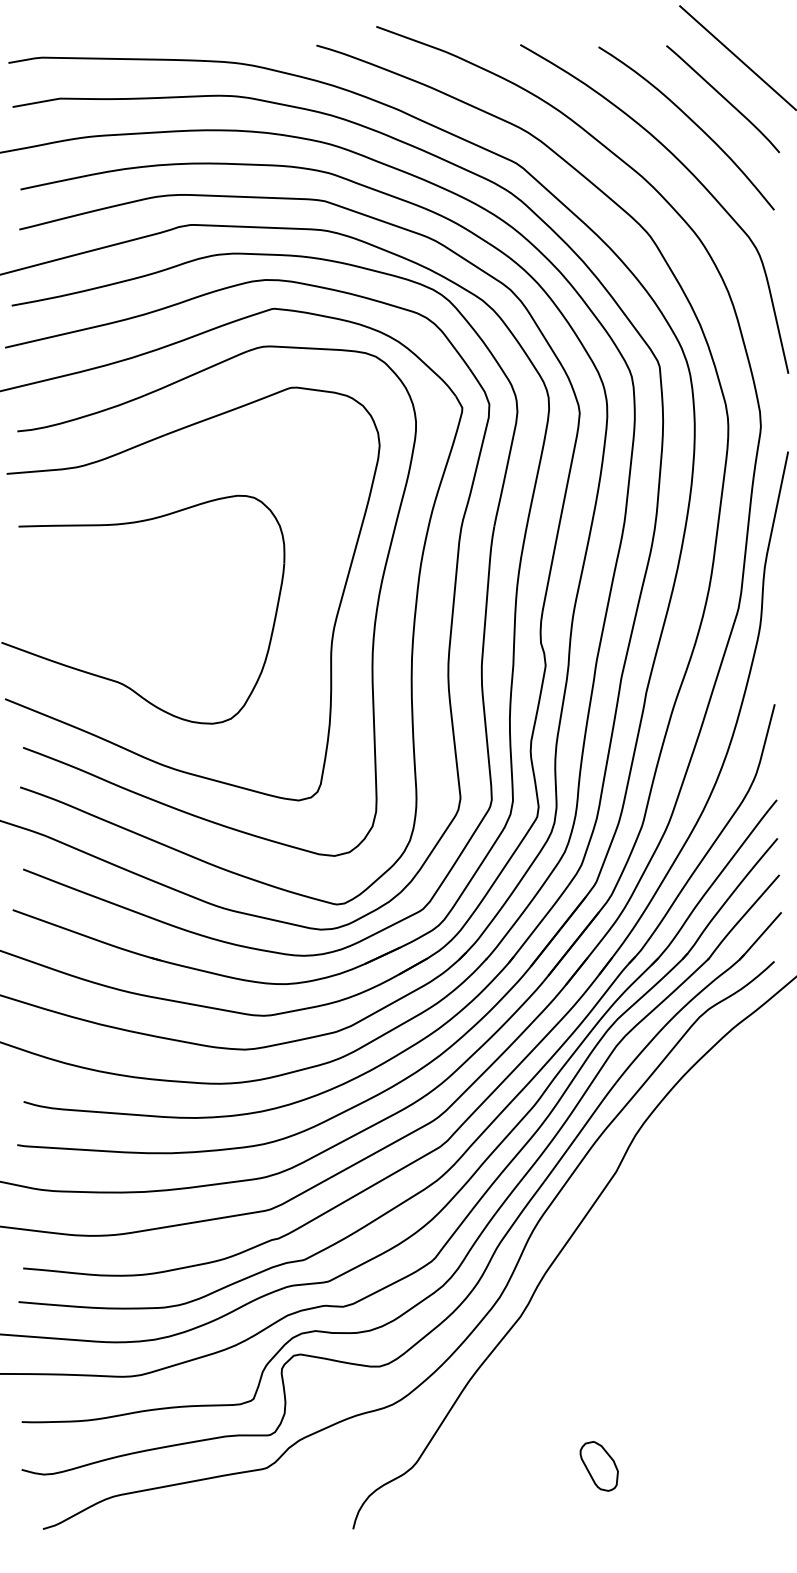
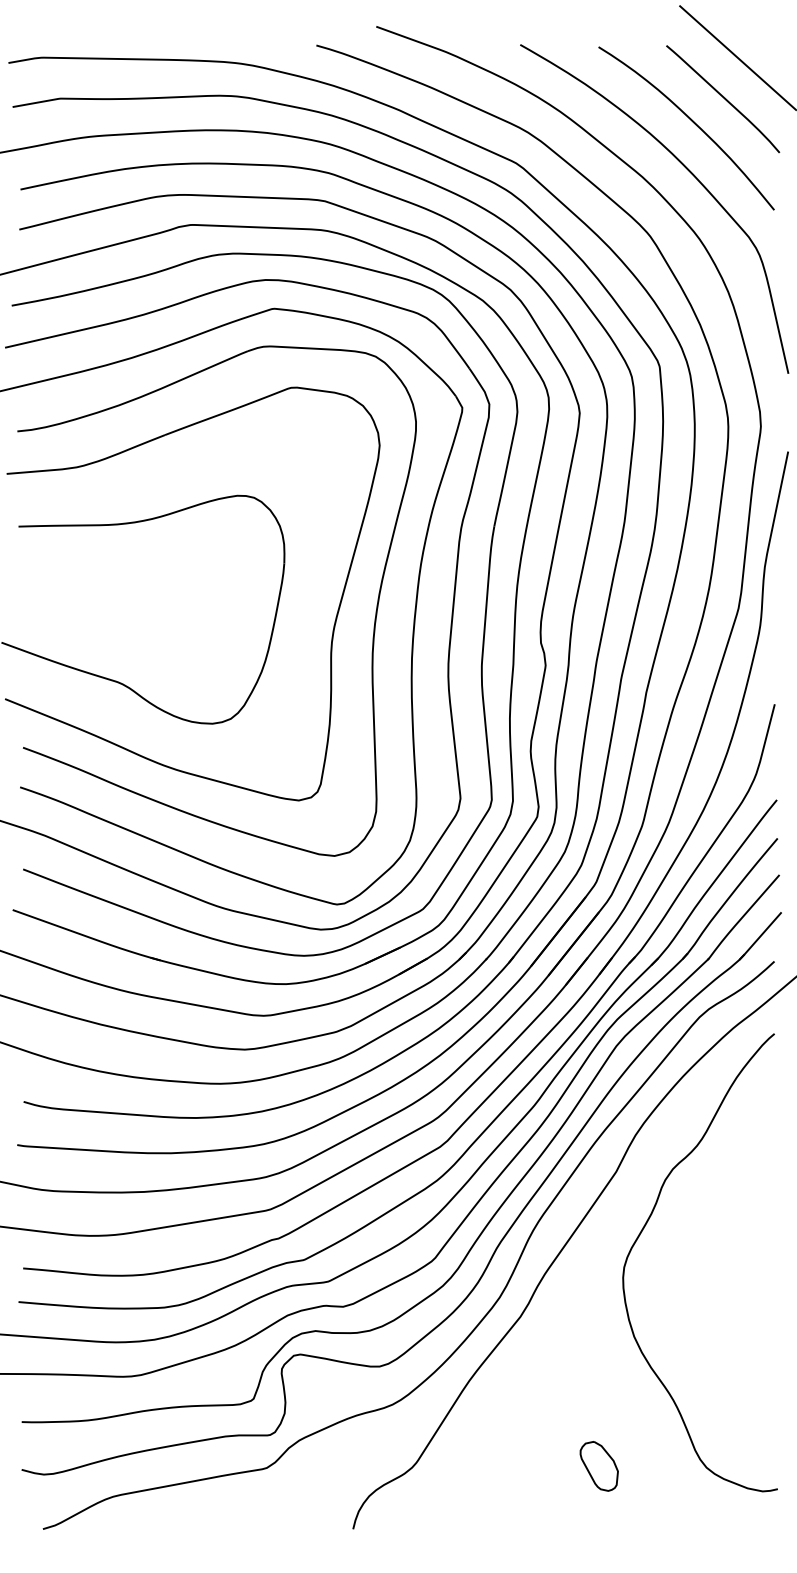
curve: none -> present (643, 1230)
